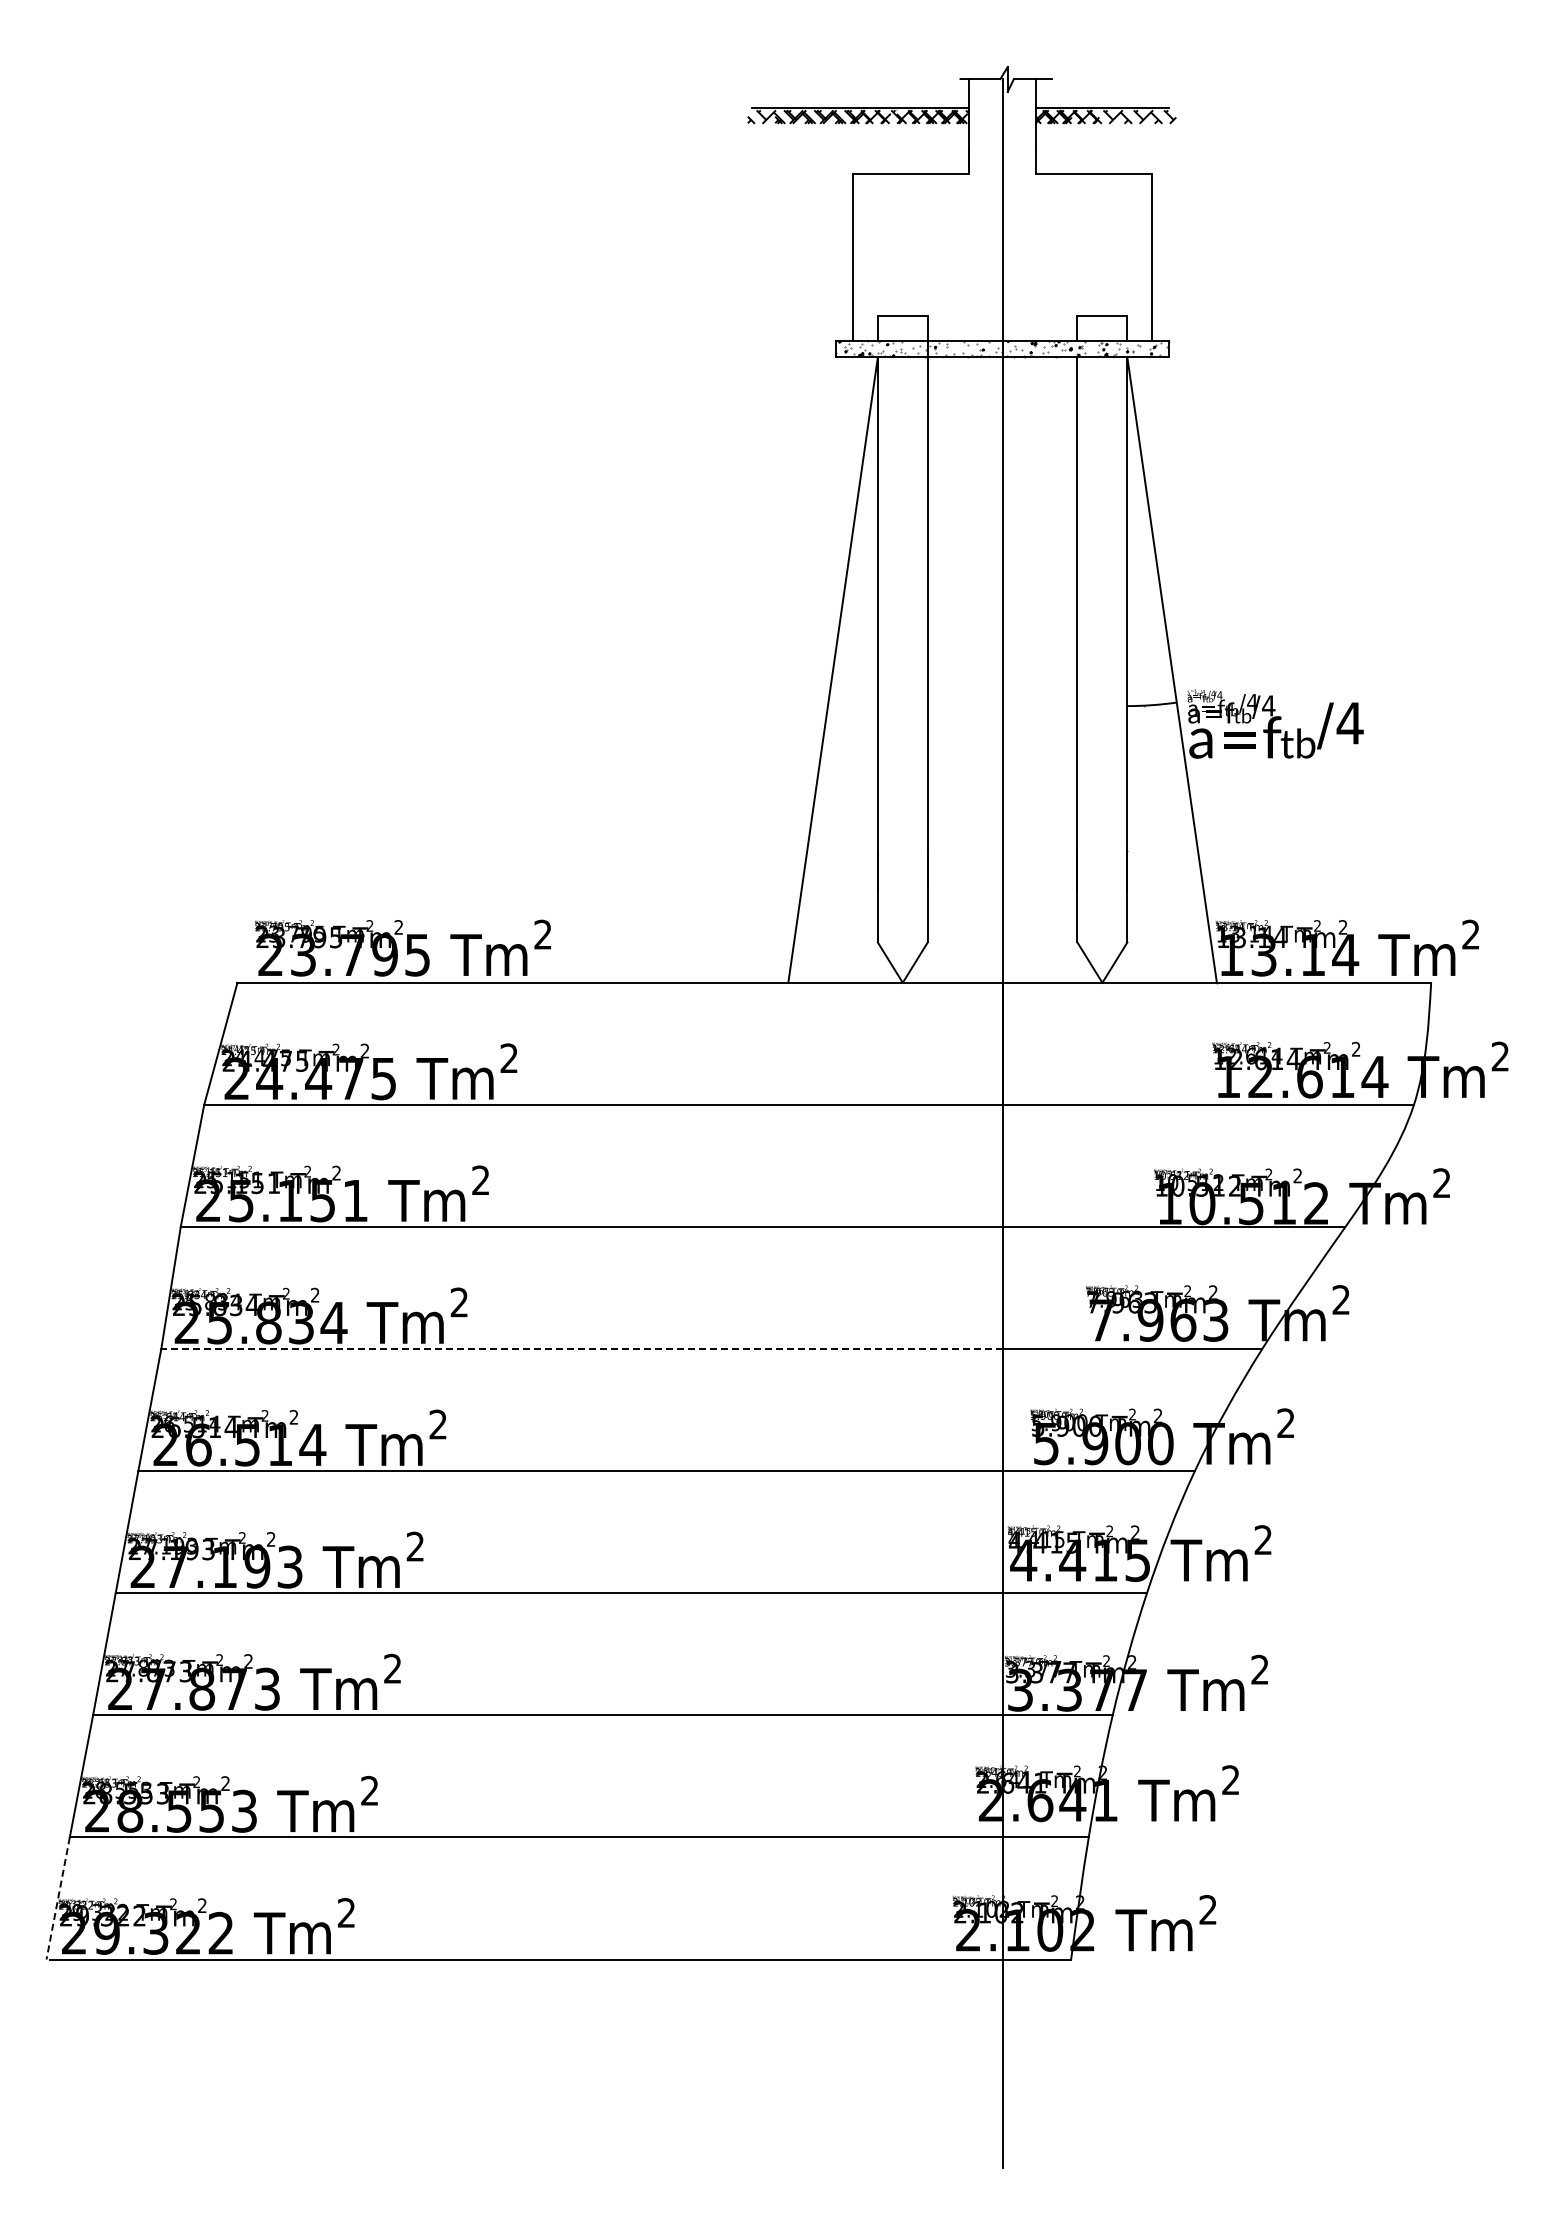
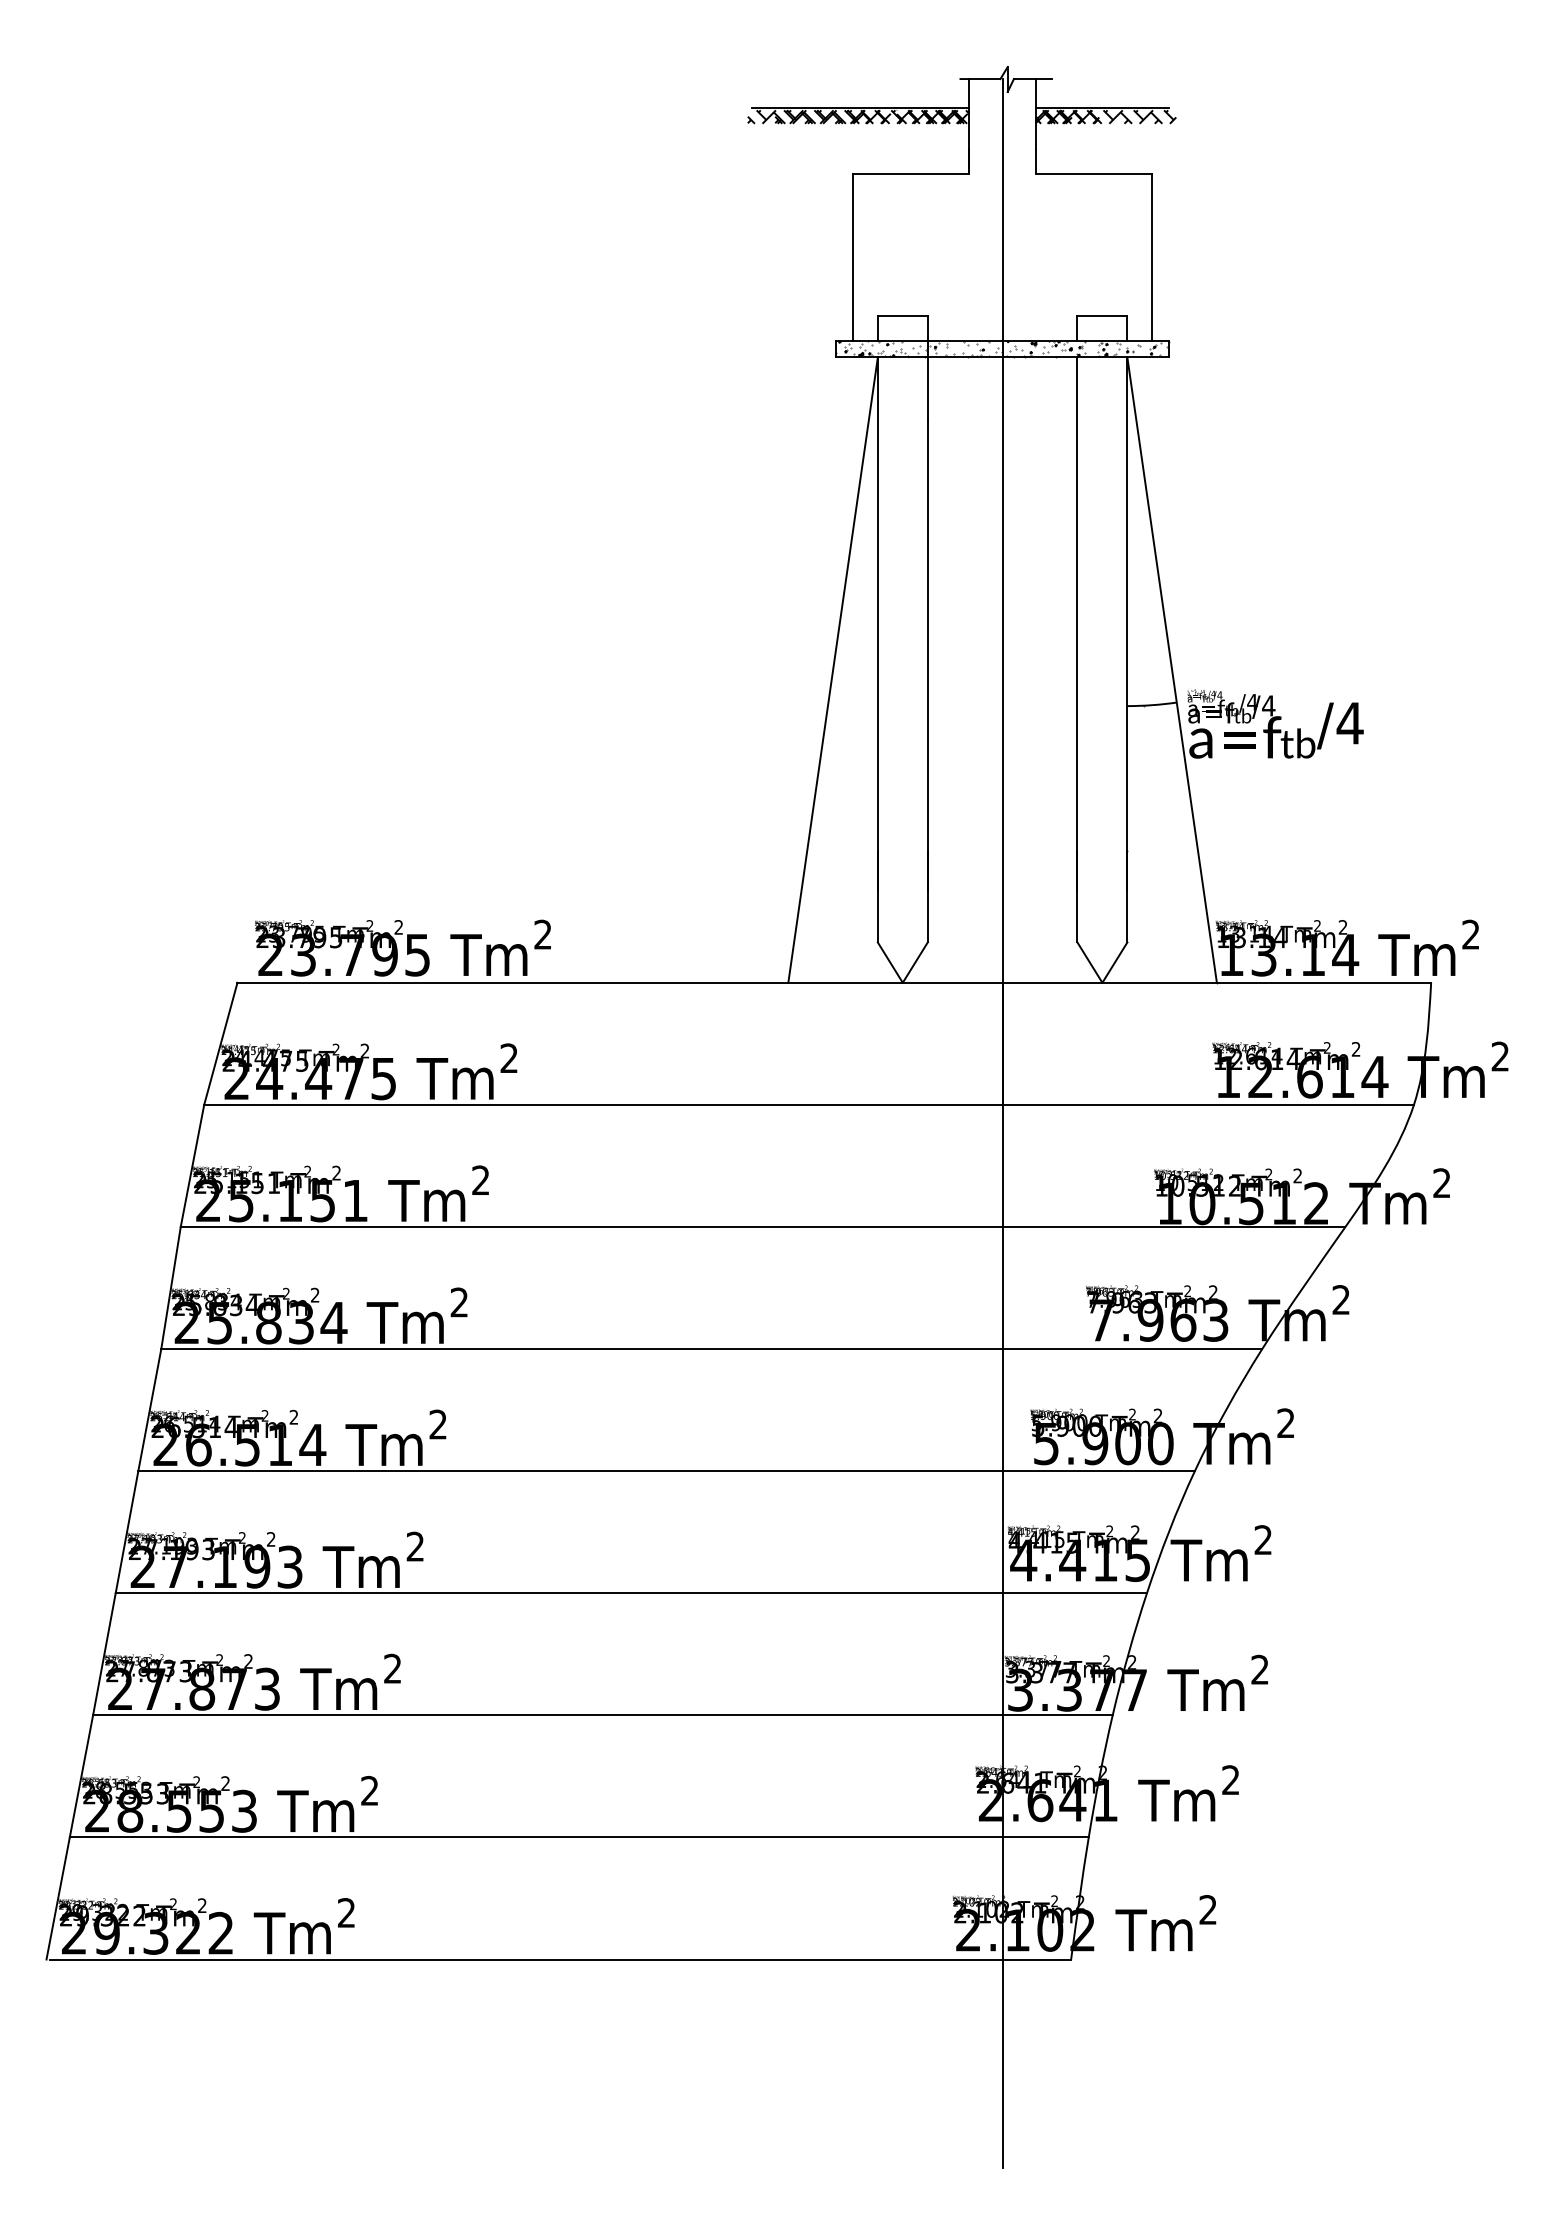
line: dashed -> solid (581, 1349)
line: dashed -> solid (58, 1898)
